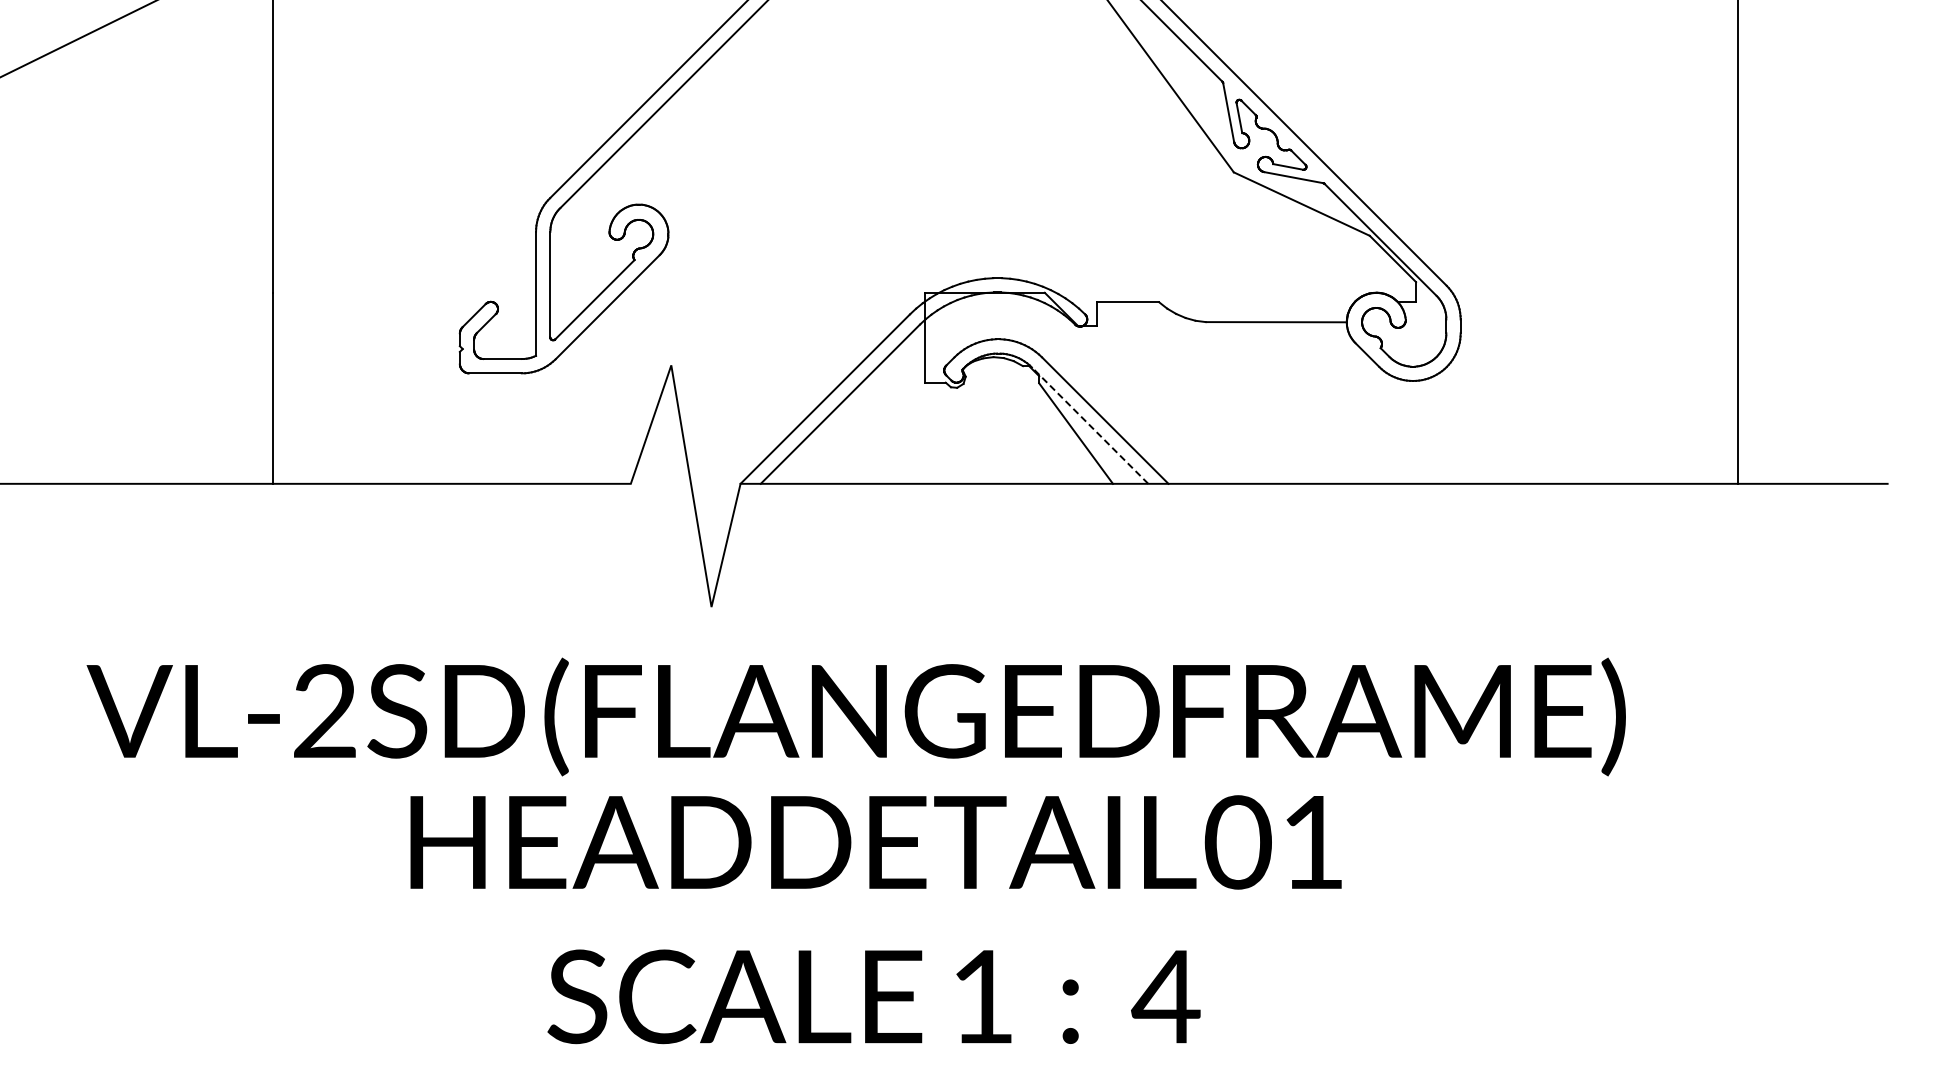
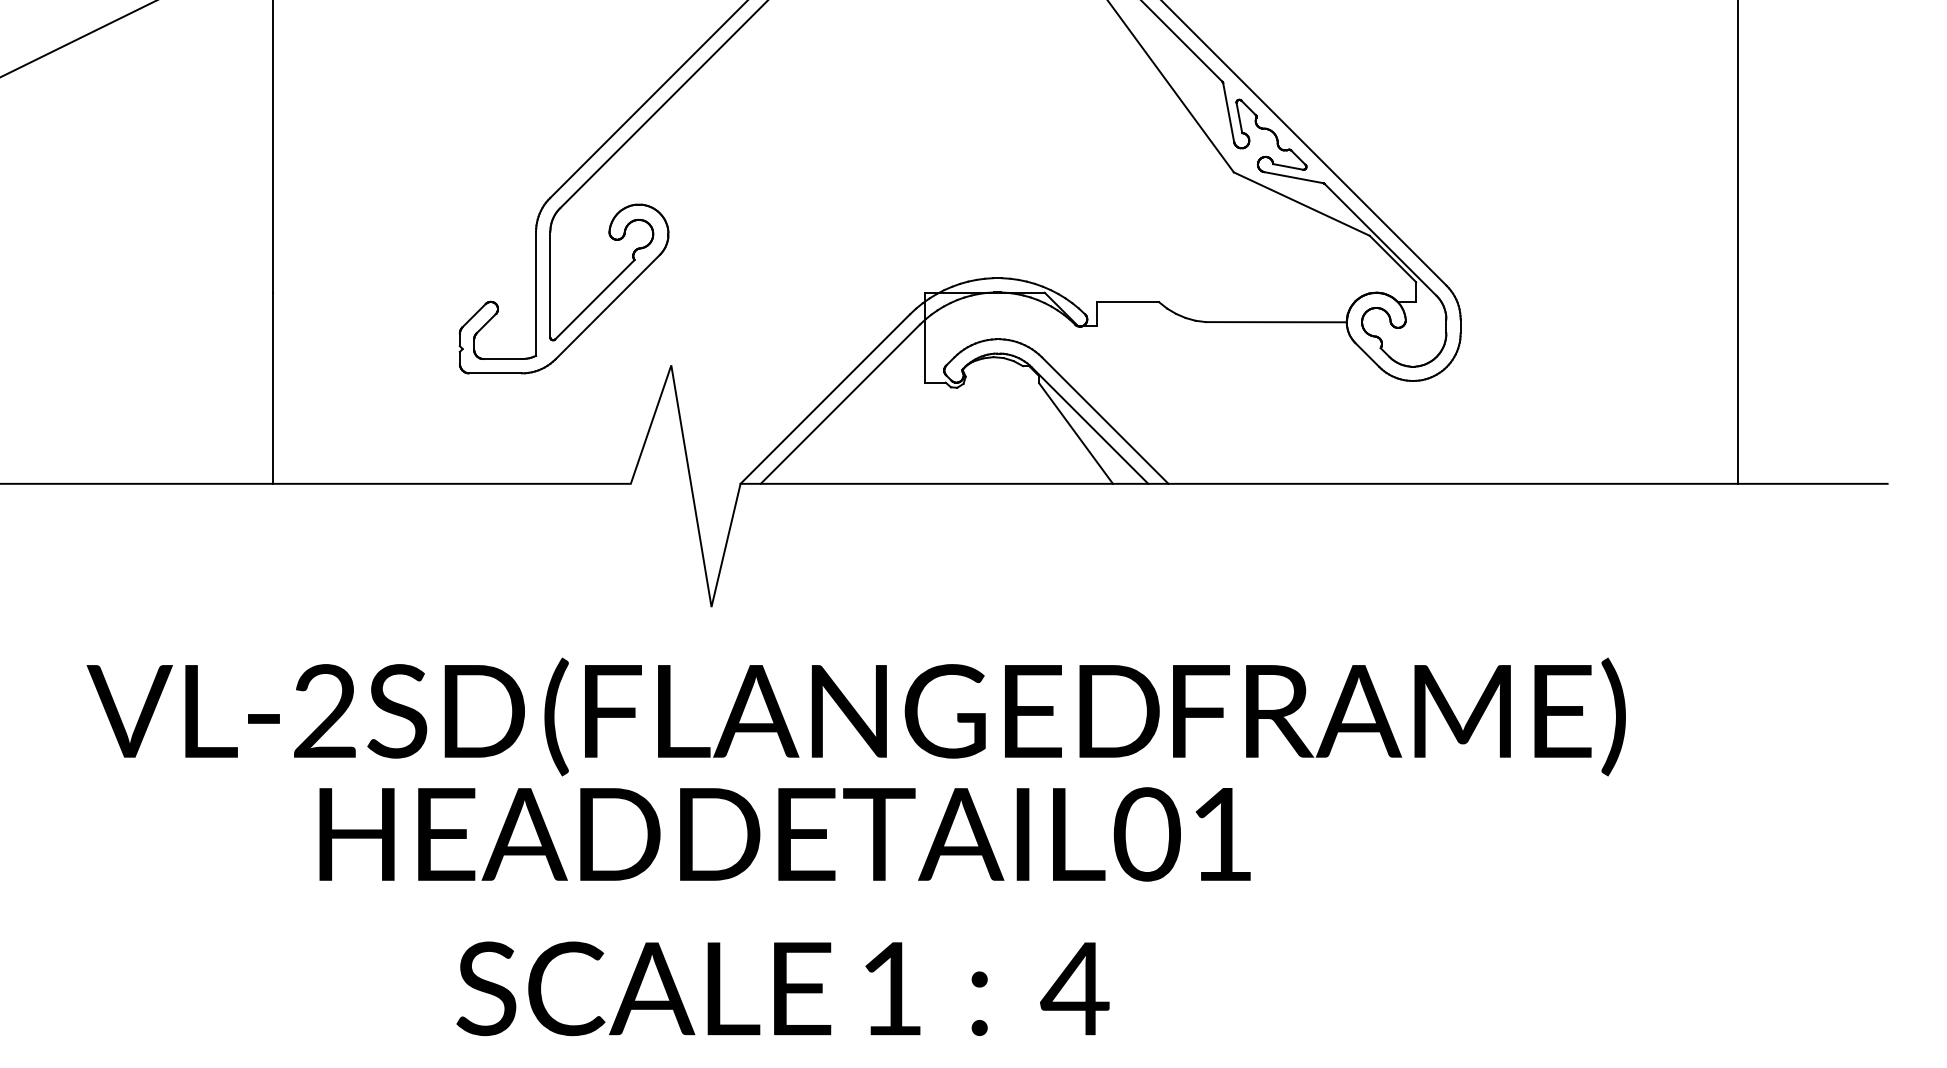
line: dashed -> solid (1089, 425)
text position: (875, 919) -> (784, 911) (784, 911)
